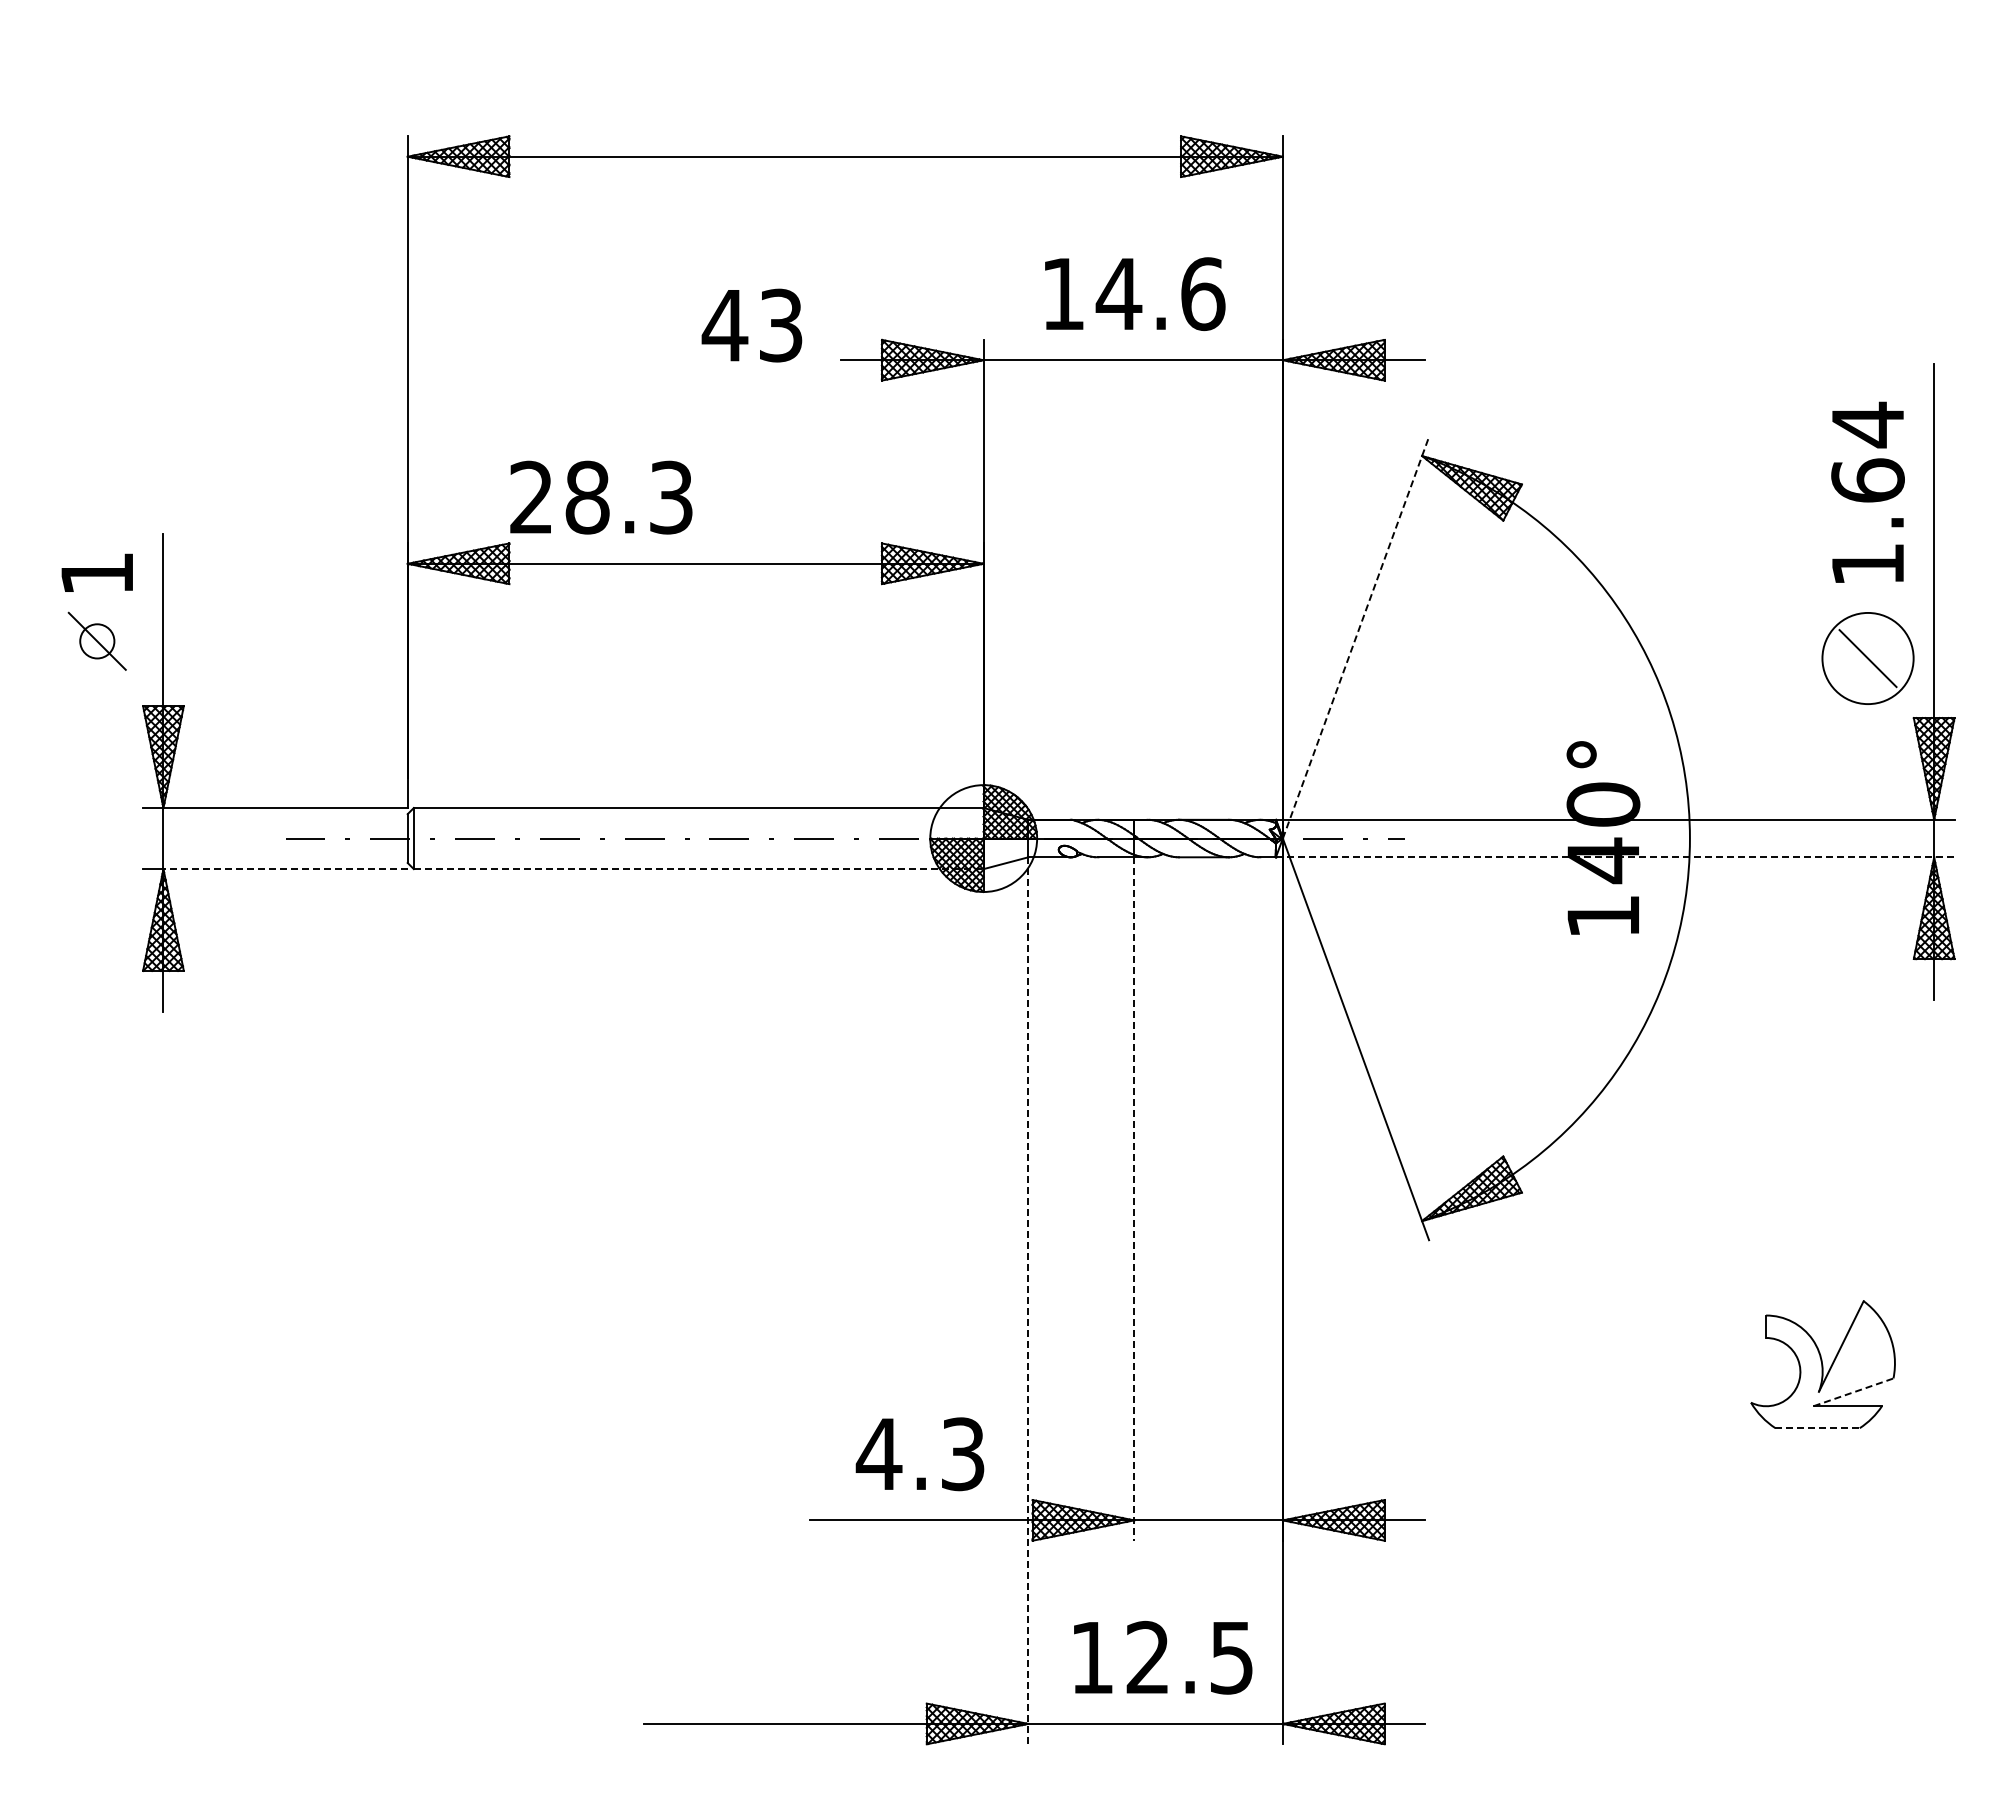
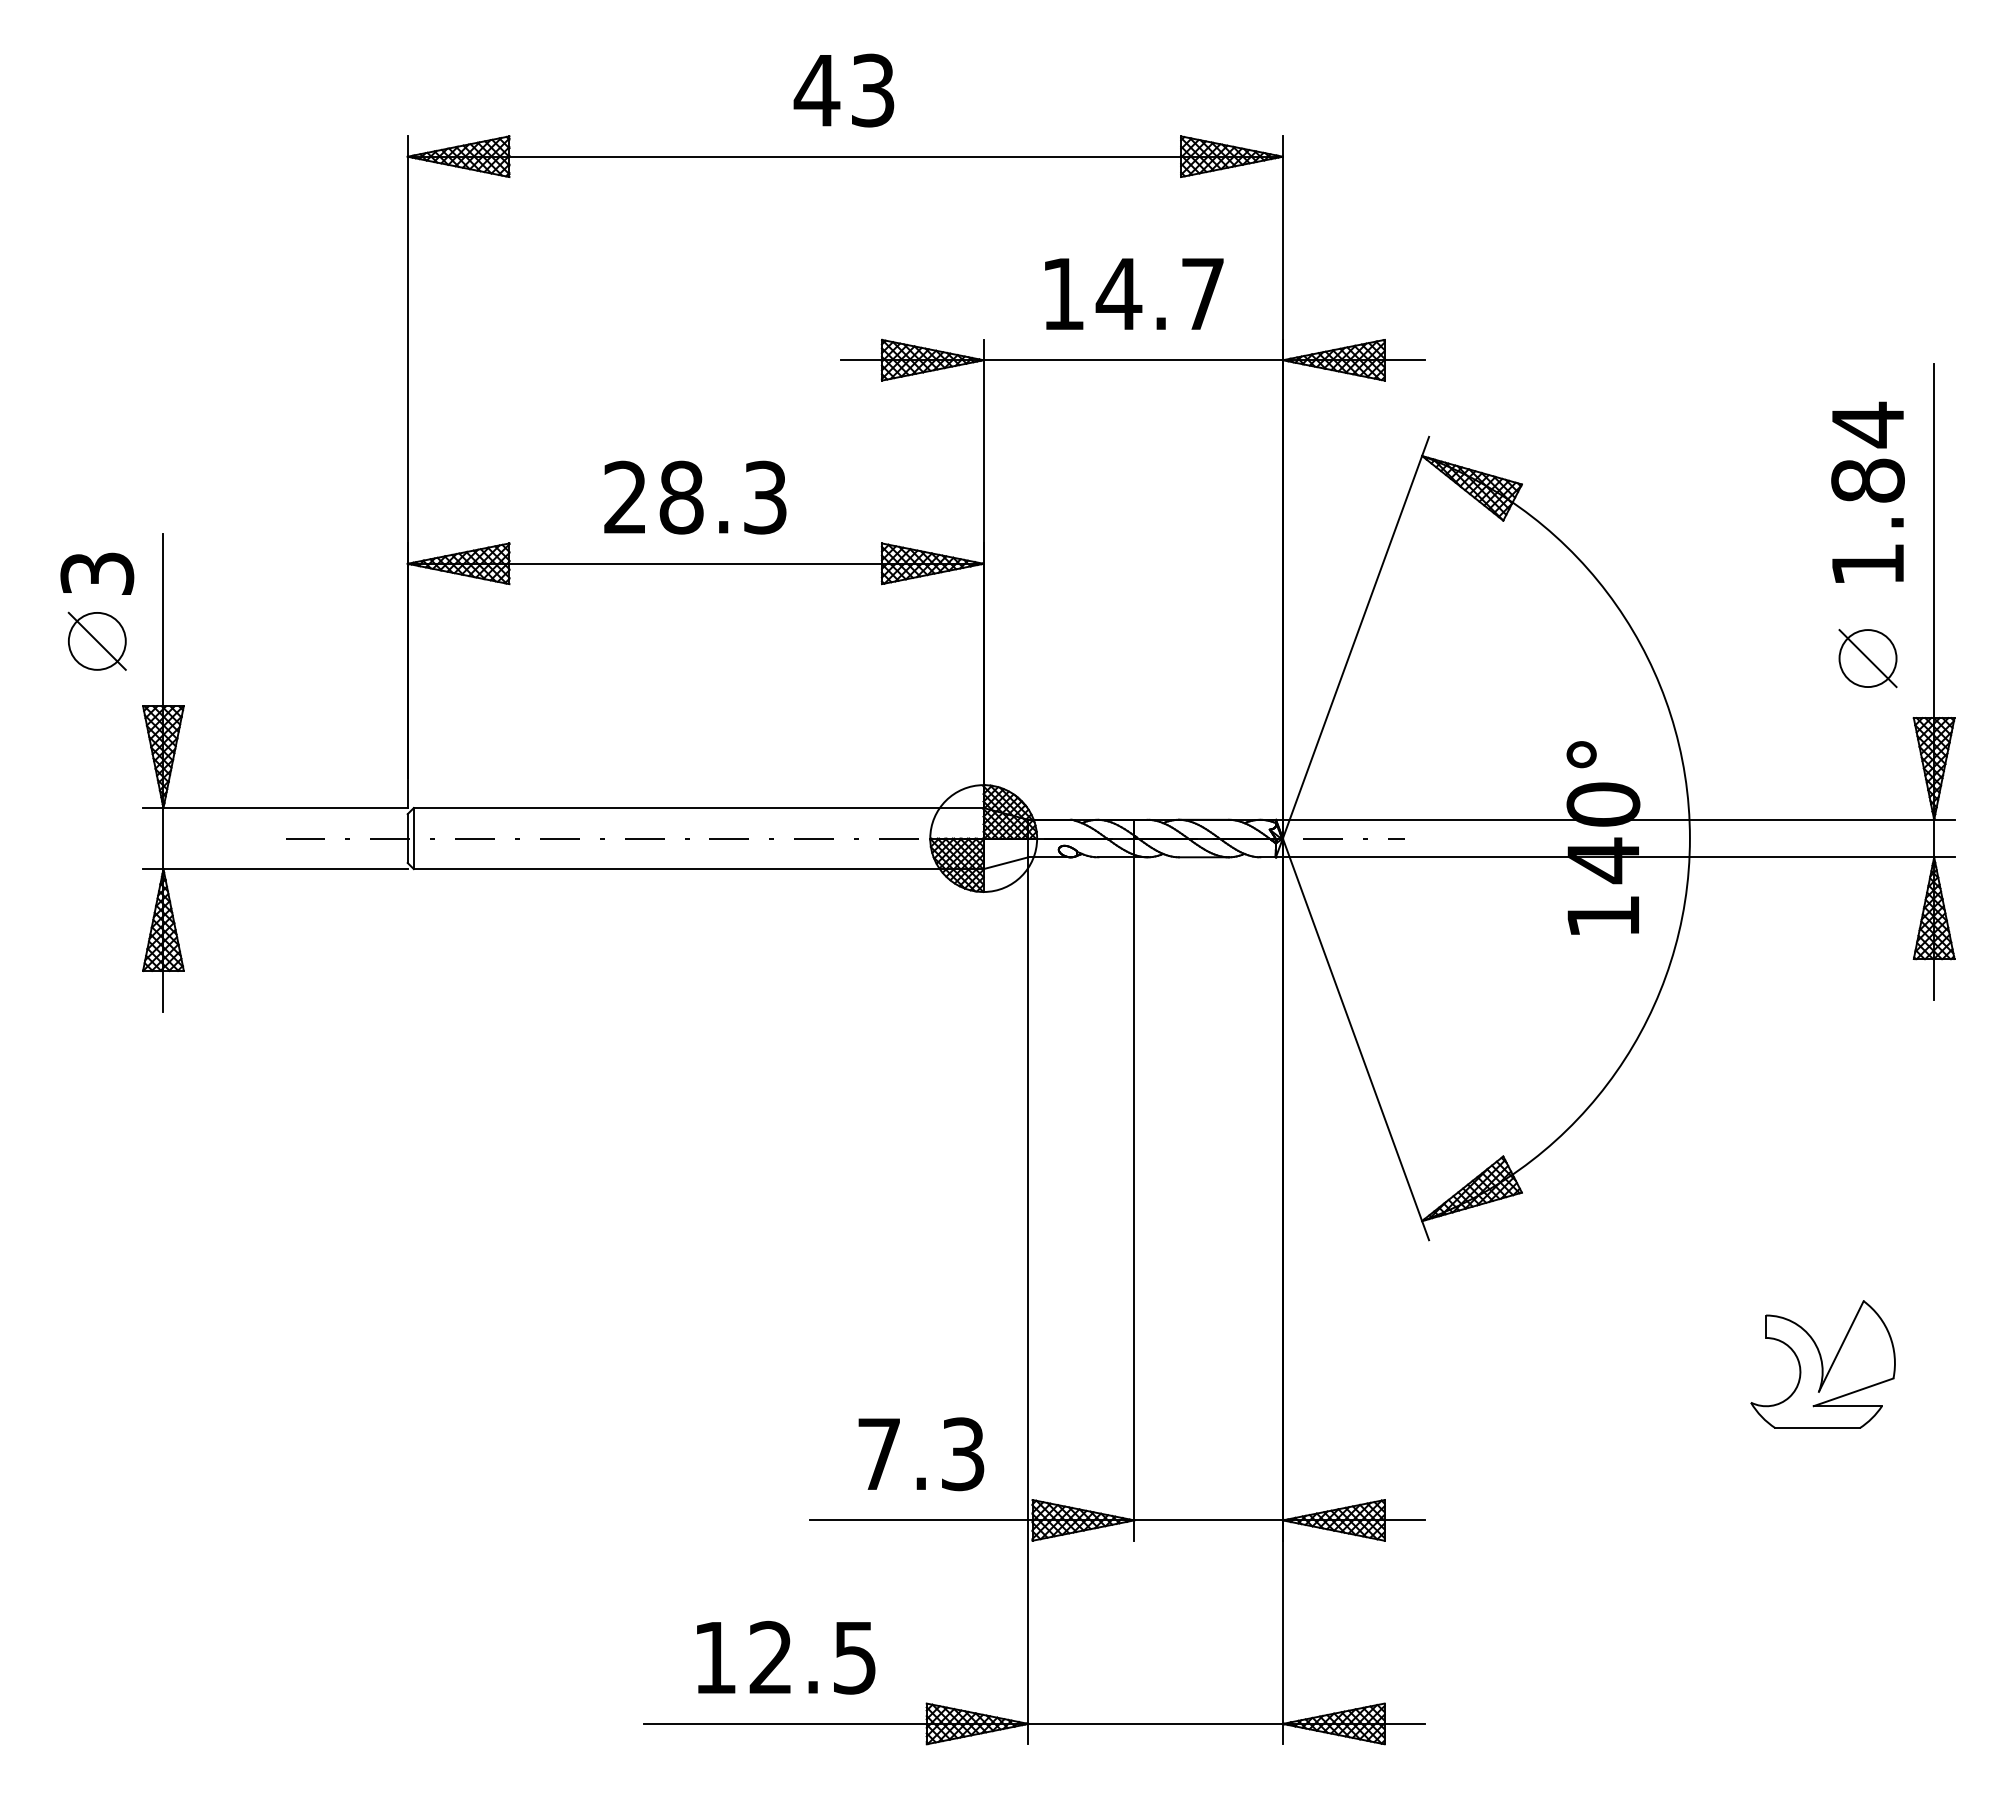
text: 14.6 -> 14.7 (1203, 294)
text position: (751, 325) -> (843, 90) (843, 90)
text: 1.64 -> 1.84 (1867, 480)
text position: (601, 497) -> (695, 497) (695, 497)
text: 1 -> 3 (97, 573)
line: dashed -> solid (1355, 637)
circle diameter: 34 px -> 57 px (96, 640)
circle diameter: 91 px -> 57 px (1867, 658)
line: dashed -> solid (1615, 857)
line: dashed -> solid (285, 869)
line: dashed -> solid (698, 869)
line: dashed -> solid (1134, 1199)
line: dashed -> solid (1028, 1301)
line: dashed -> solid (1854, 1392)
line: dashed -> solid (1818, 1428)
text: 4.3 -> 7.3 (878, 1453)
text position: (1163, 1657) -> (786, 1657) (786, 1657)
